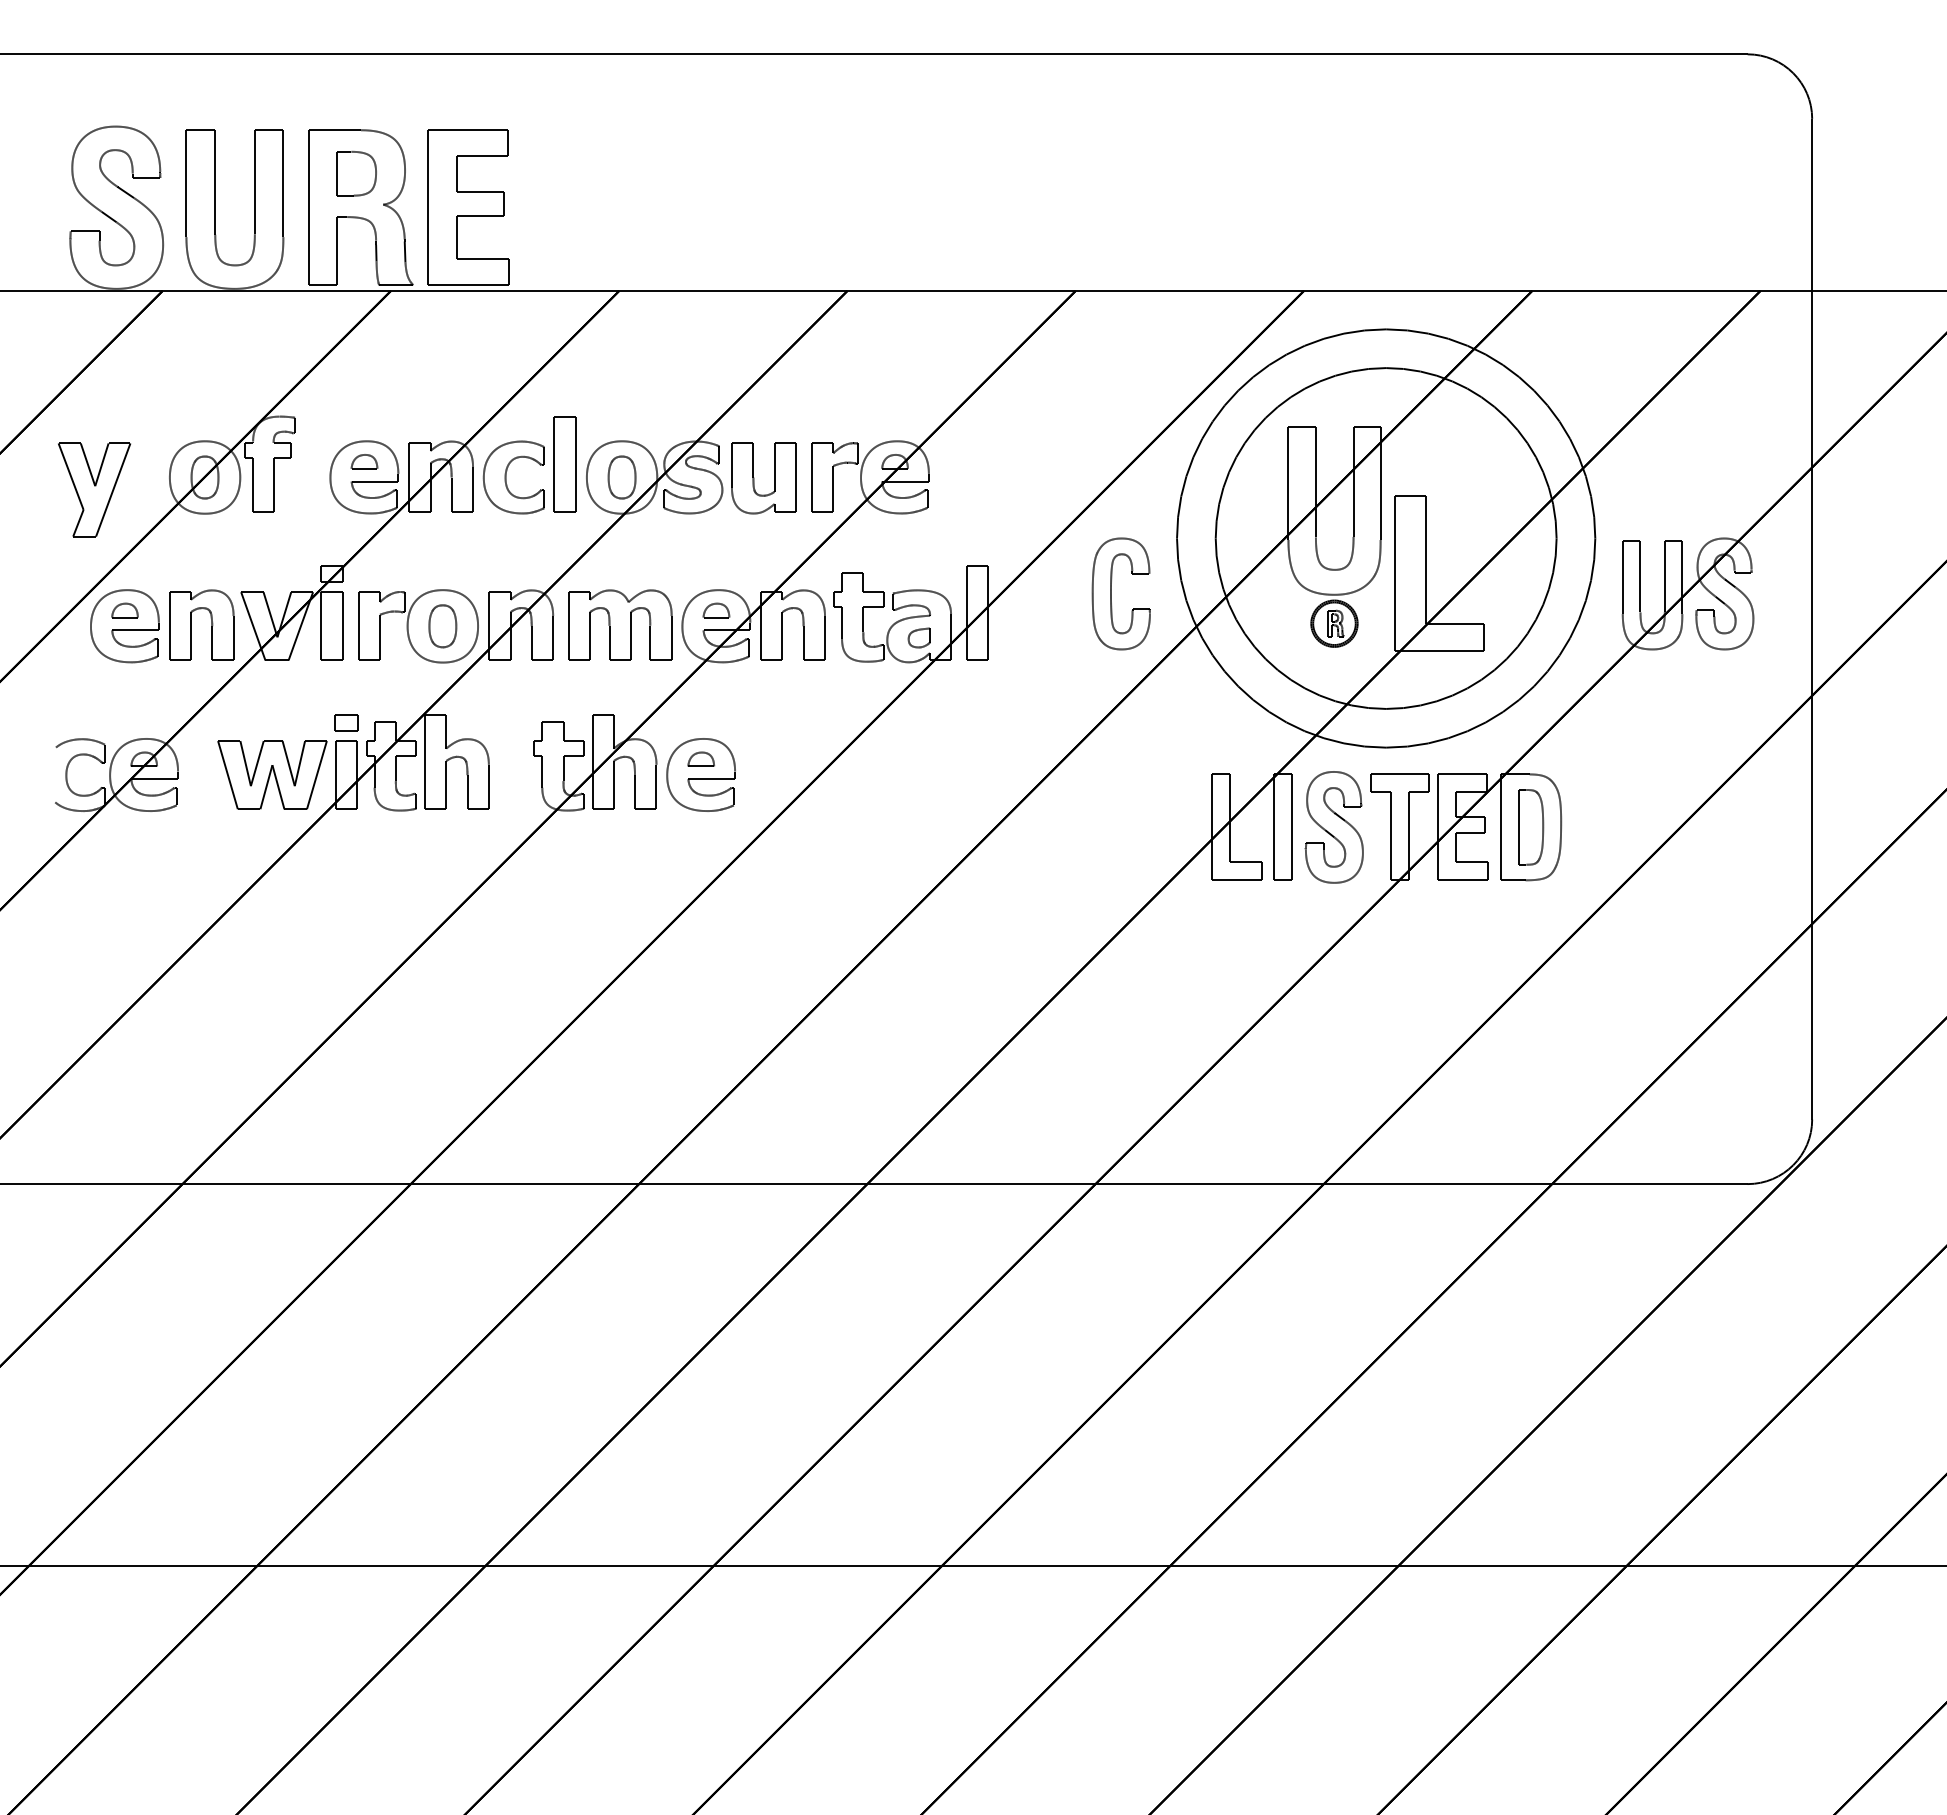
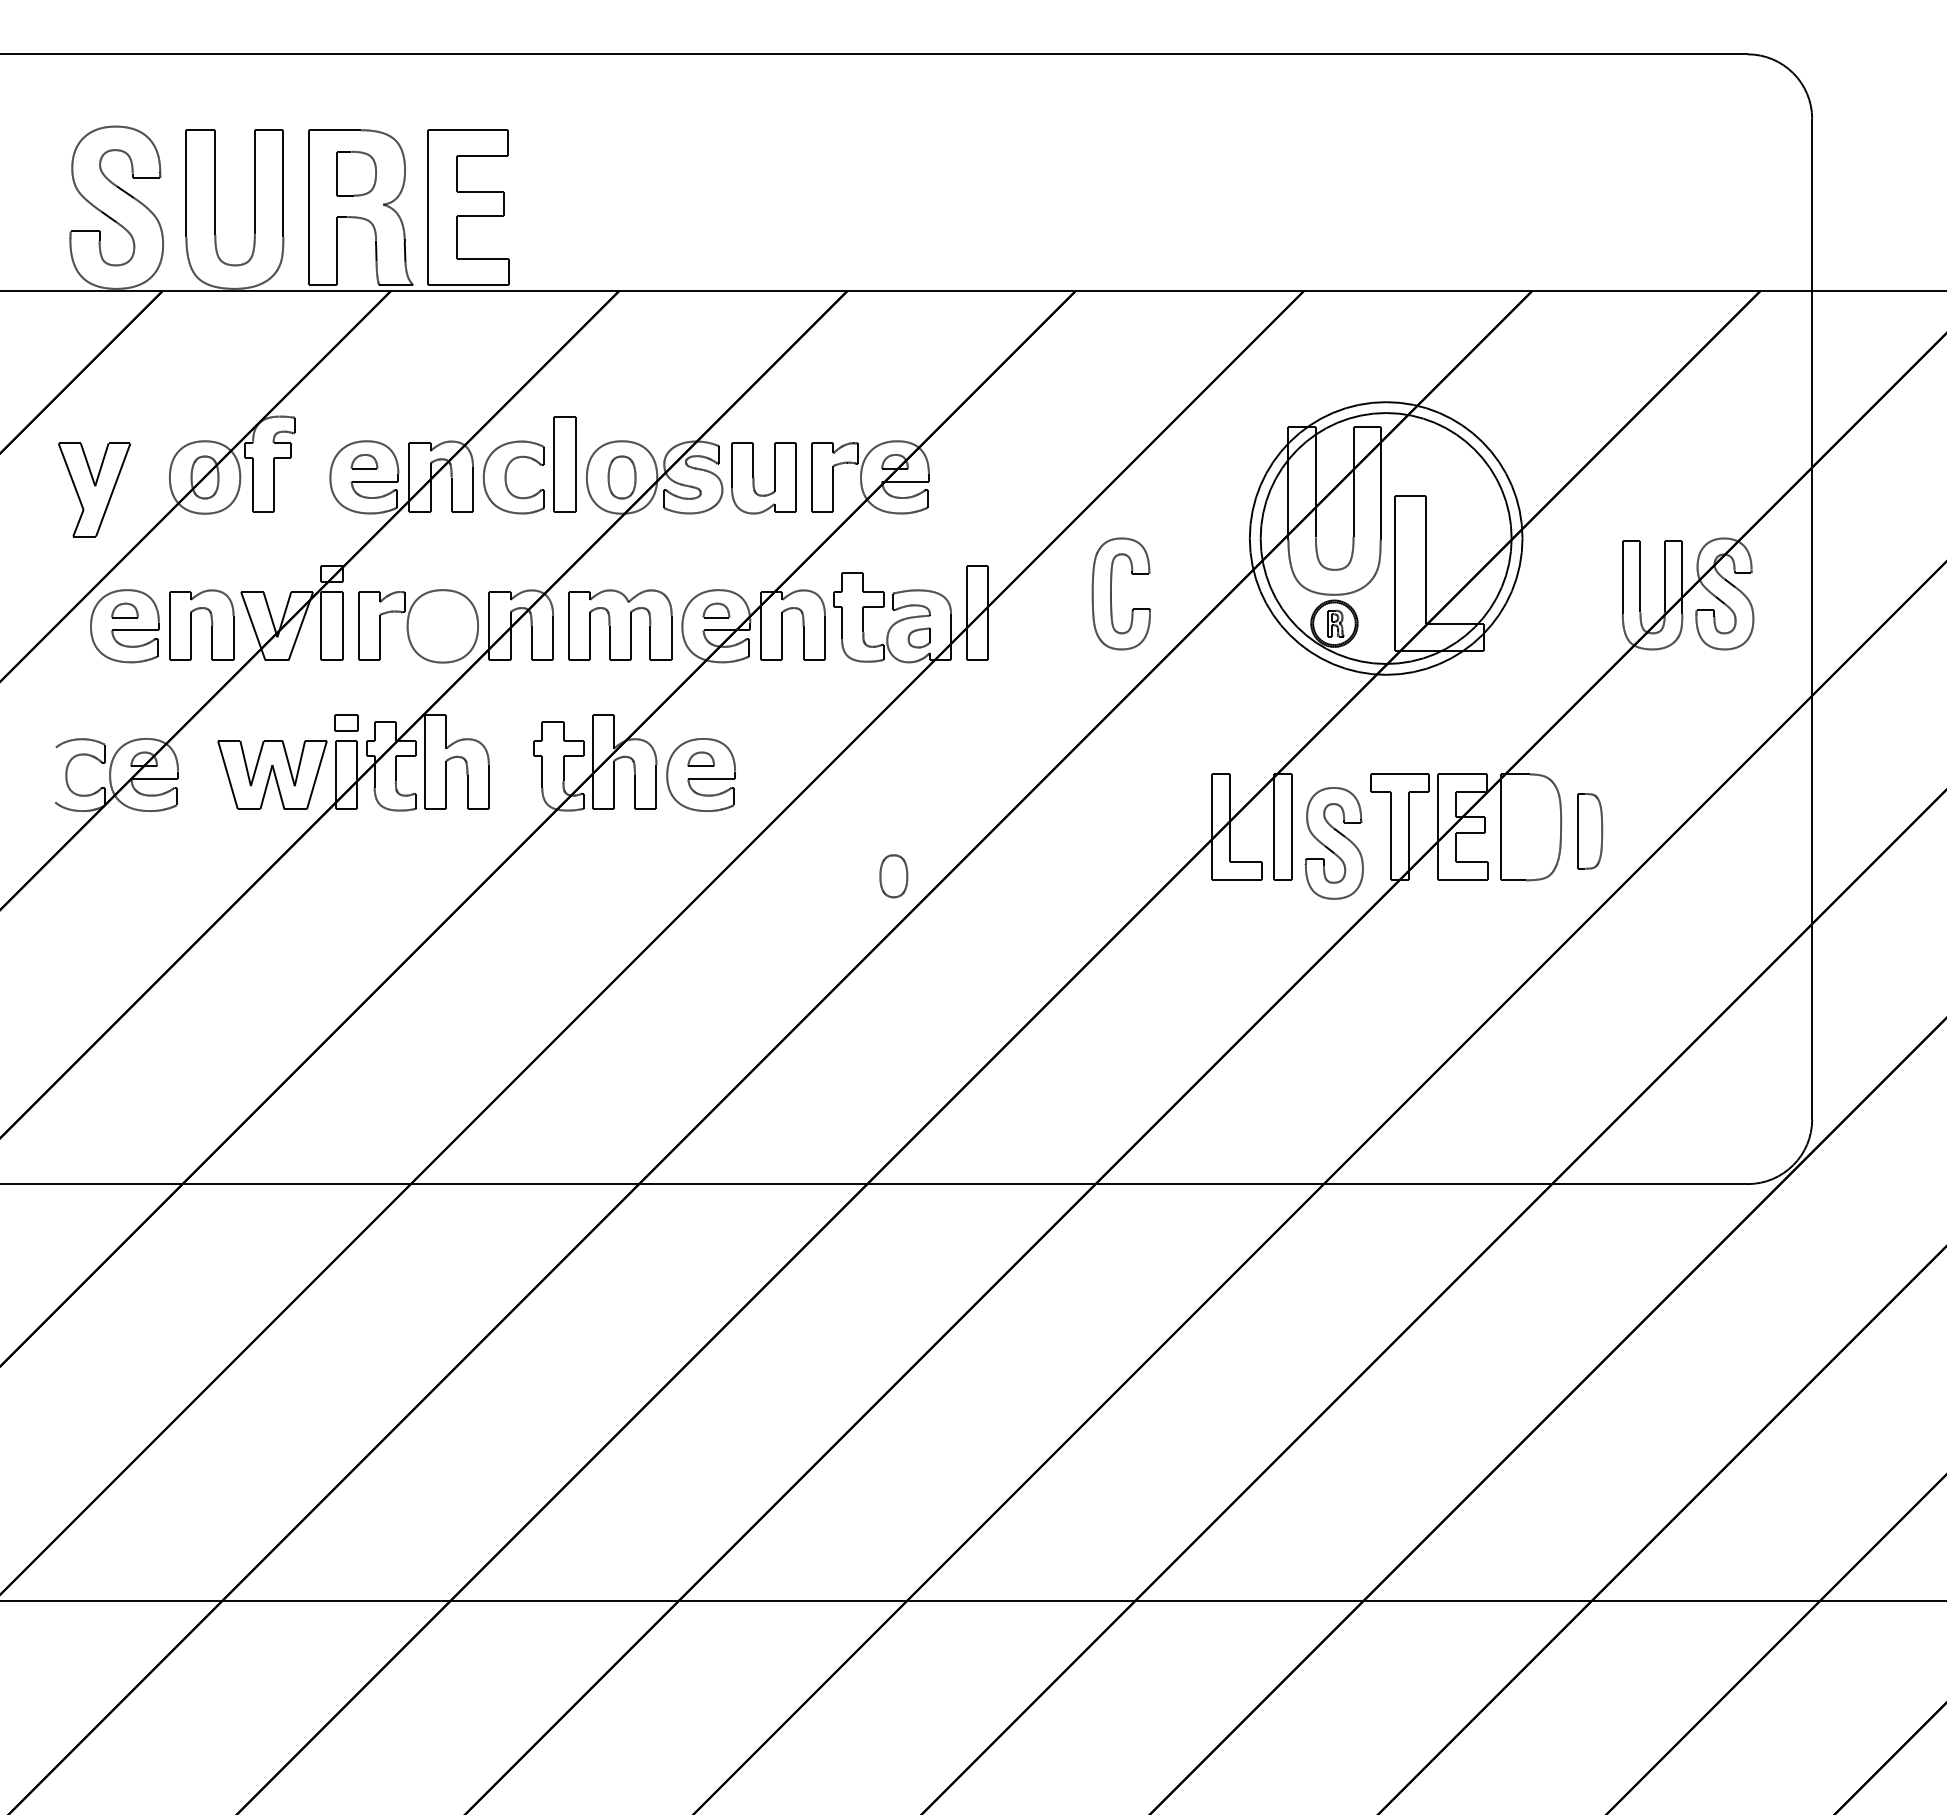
circle diameter: 341 px -> 273 px (1385, 538)
circle diameter: 418 px -> 251 px (1385, 538)
part position: (442, 626) -> (893, 876) (893, 876)
part position: (1333, 827) -> (1333, 843) (1333, 843)
part position: (1531, 827) -> (1590, 831) (1590, 831)
line position: (972, 1566) -> (972, 1601) (972, 1601)
